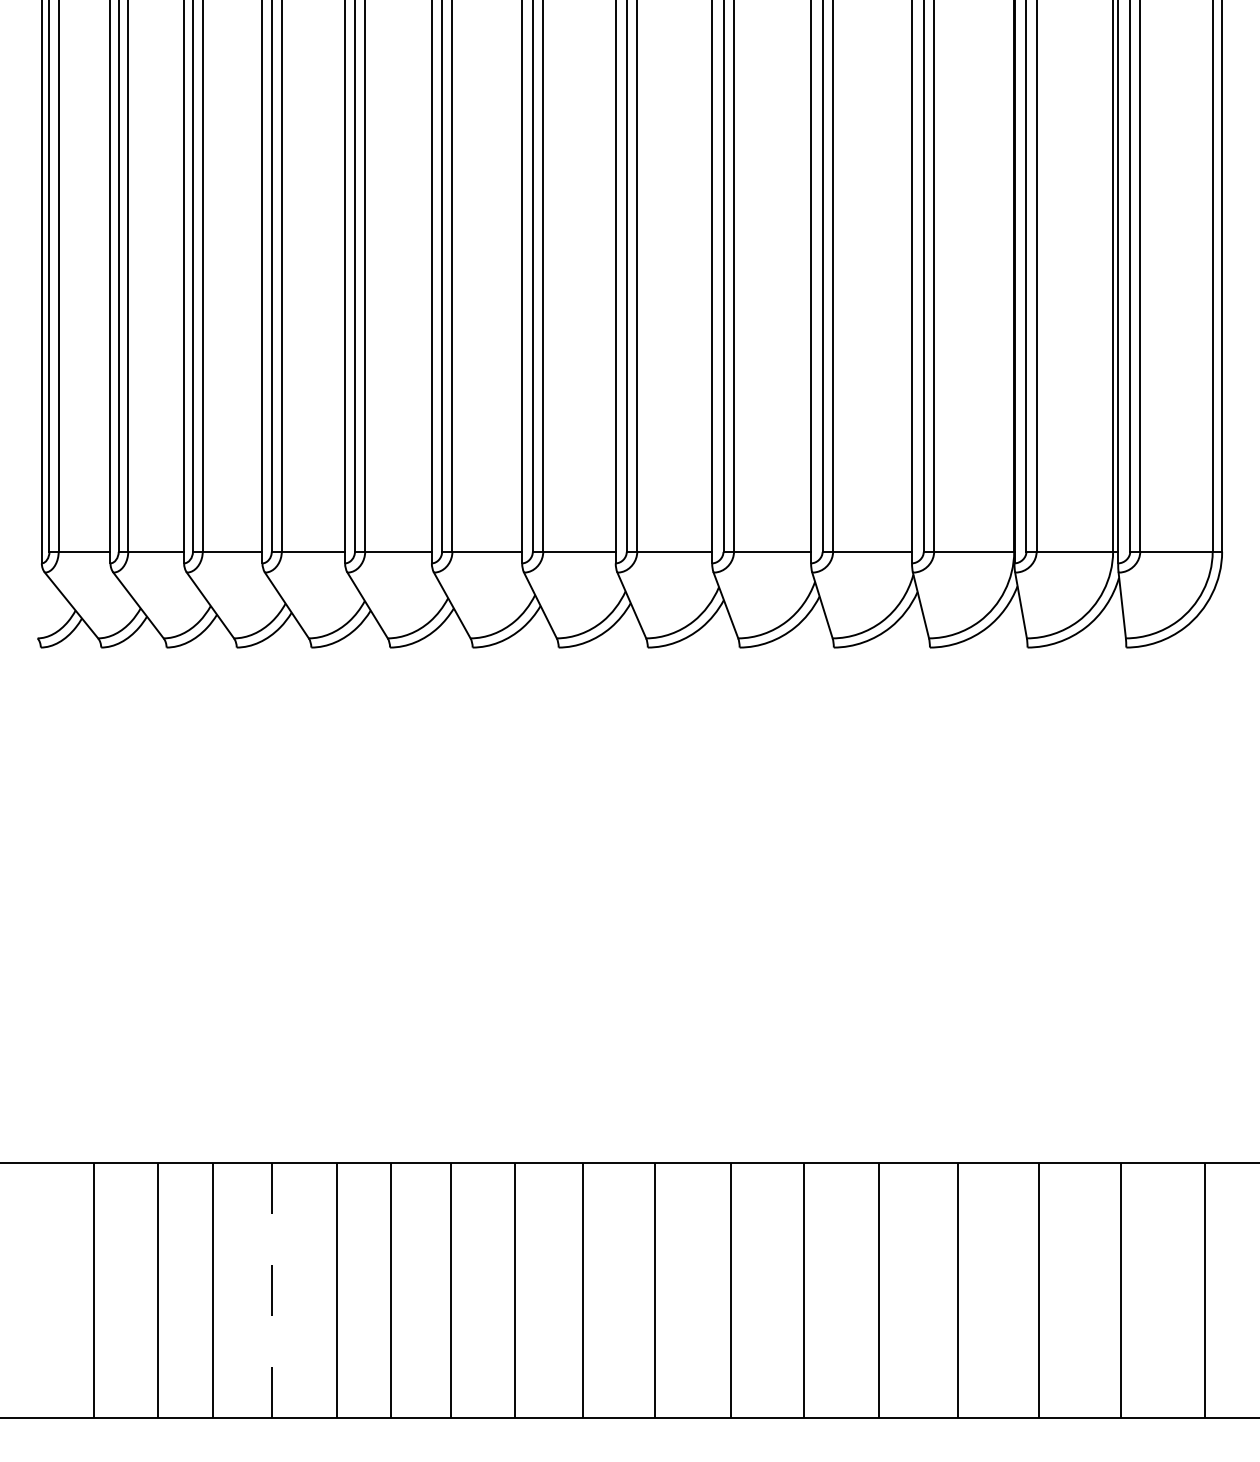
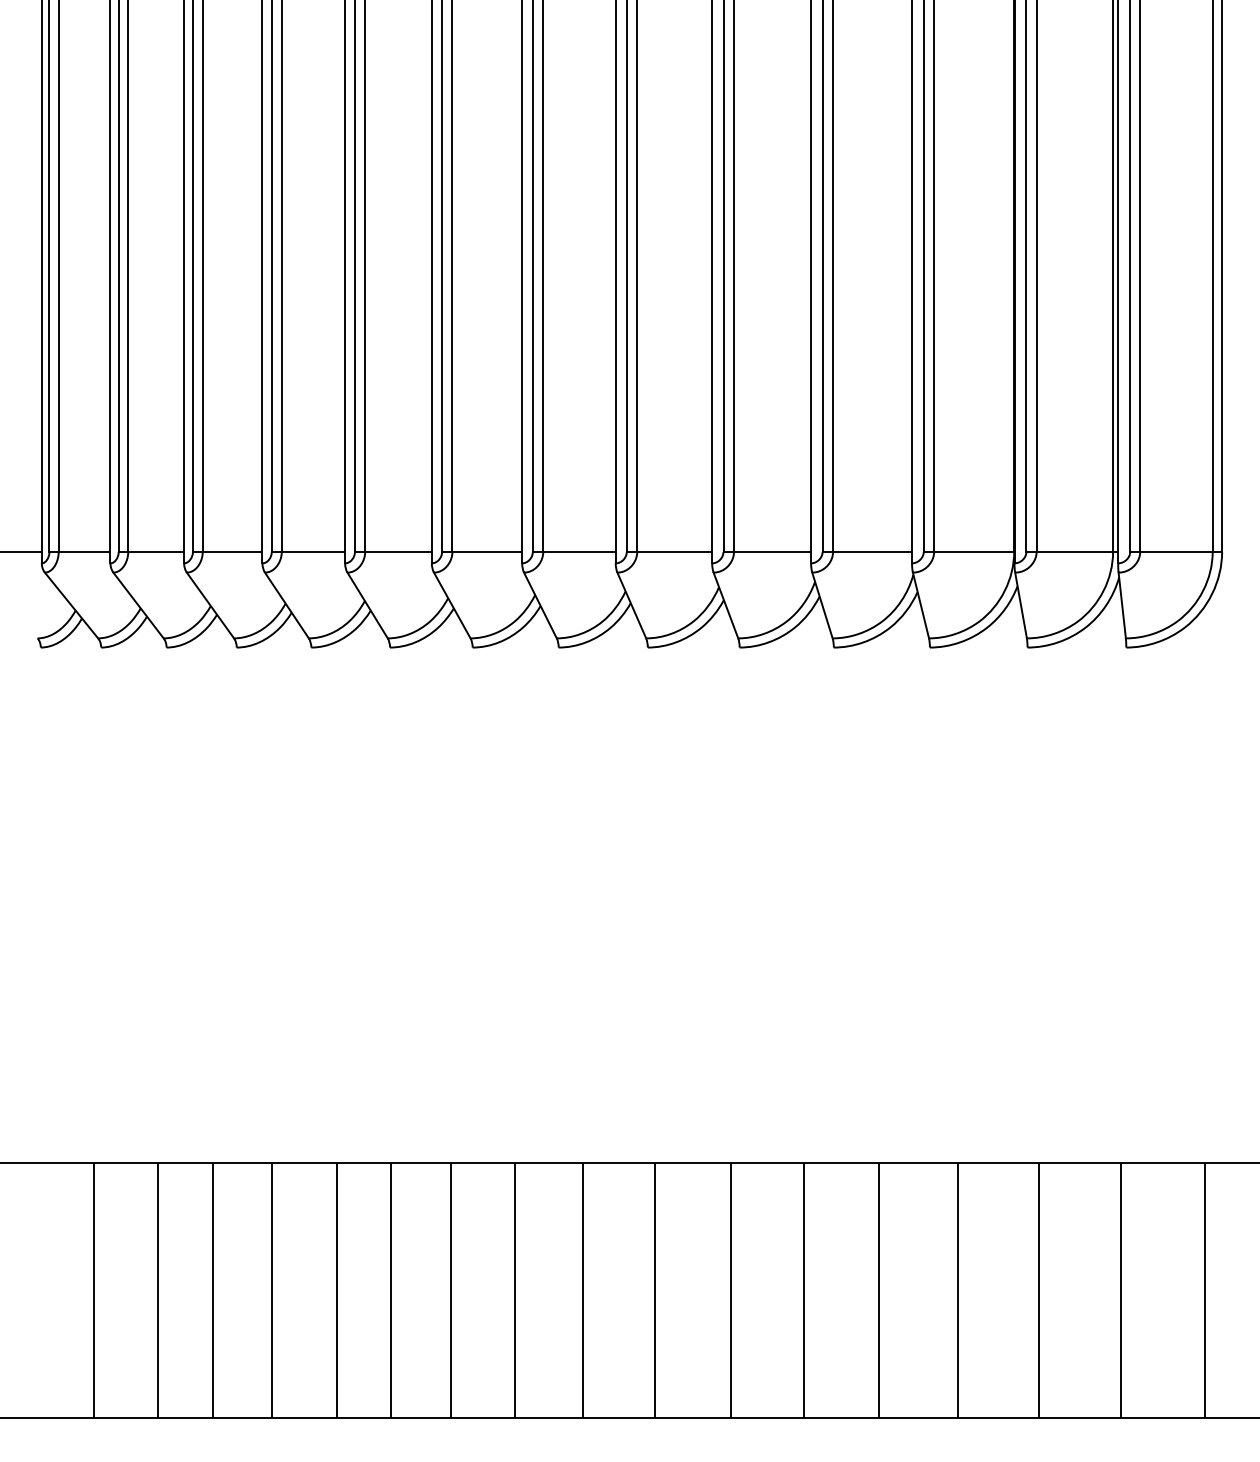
line: none -> present (21, 551)
line: dashed -> solid (272, 1290)
